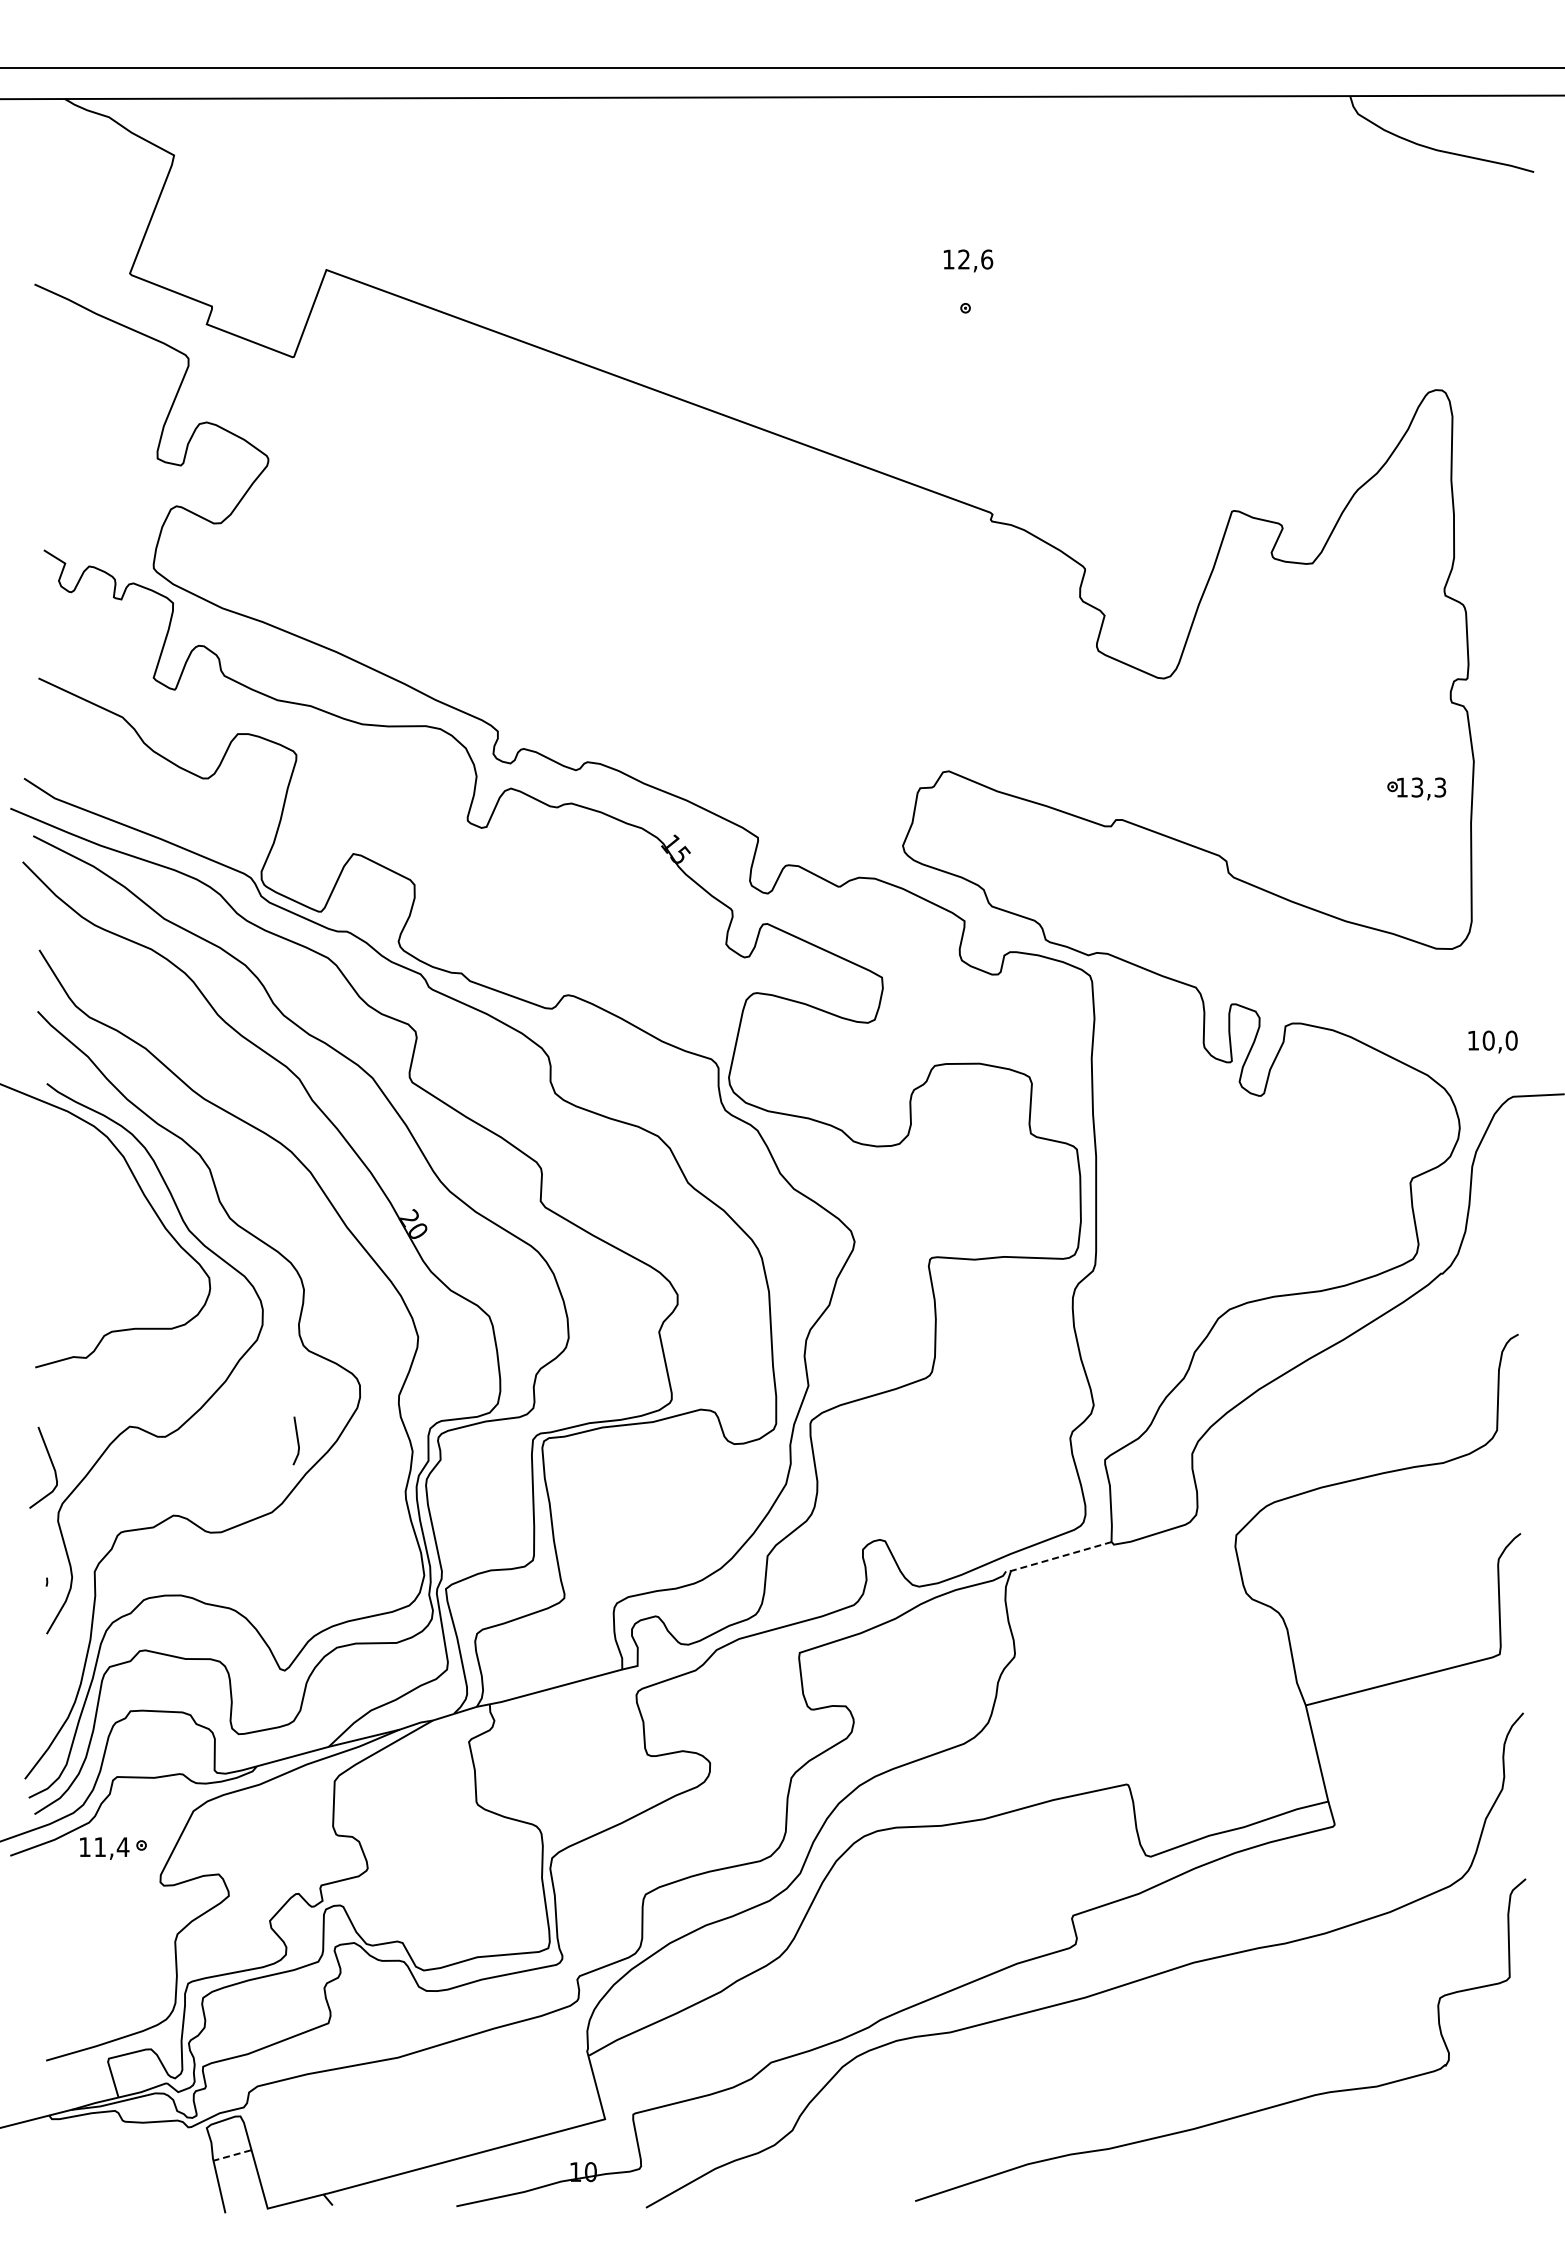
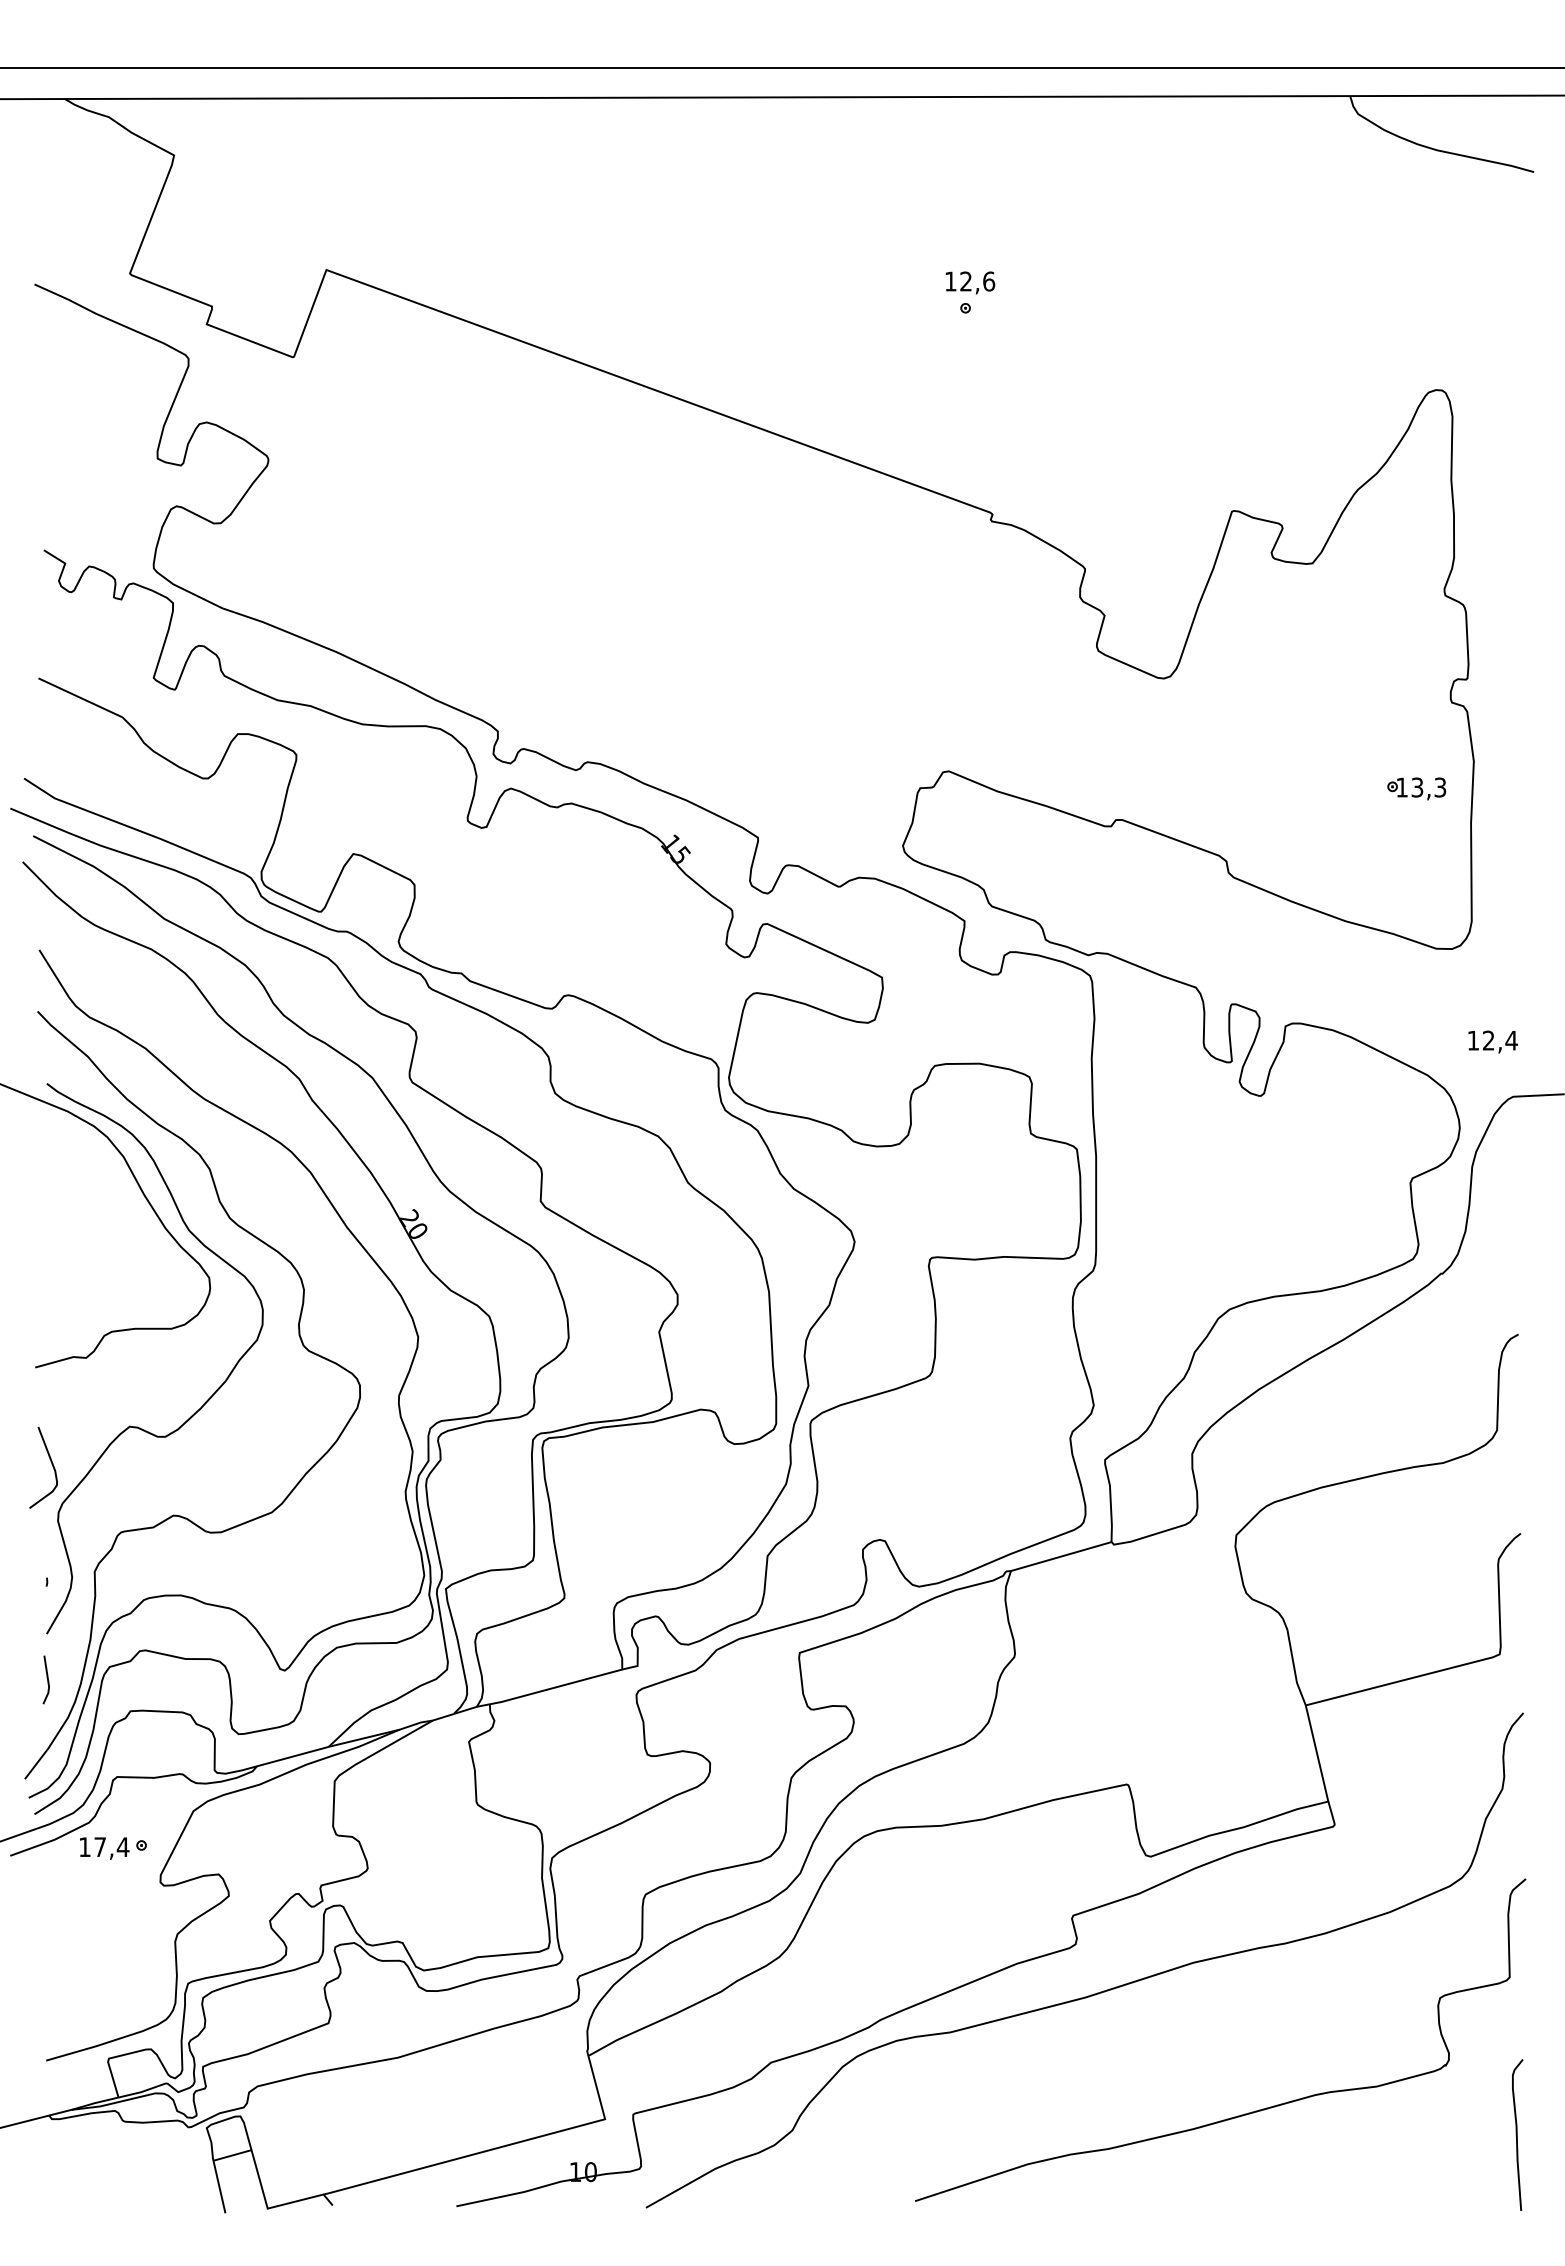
text position: (968, 260) -> (970, 282) (970, 282)
text: 10,0 -> 12,4 (1499, 1040)
line position: (296, 1439) -> (46, 1678) (46, 1678)
line: dashed -> solid (1058, 1557)
text: 11,4 -> 17,4 (99, 1846)
curve: none -> present (1517, 2134)
line: dashed -> solid (231, 2155)
